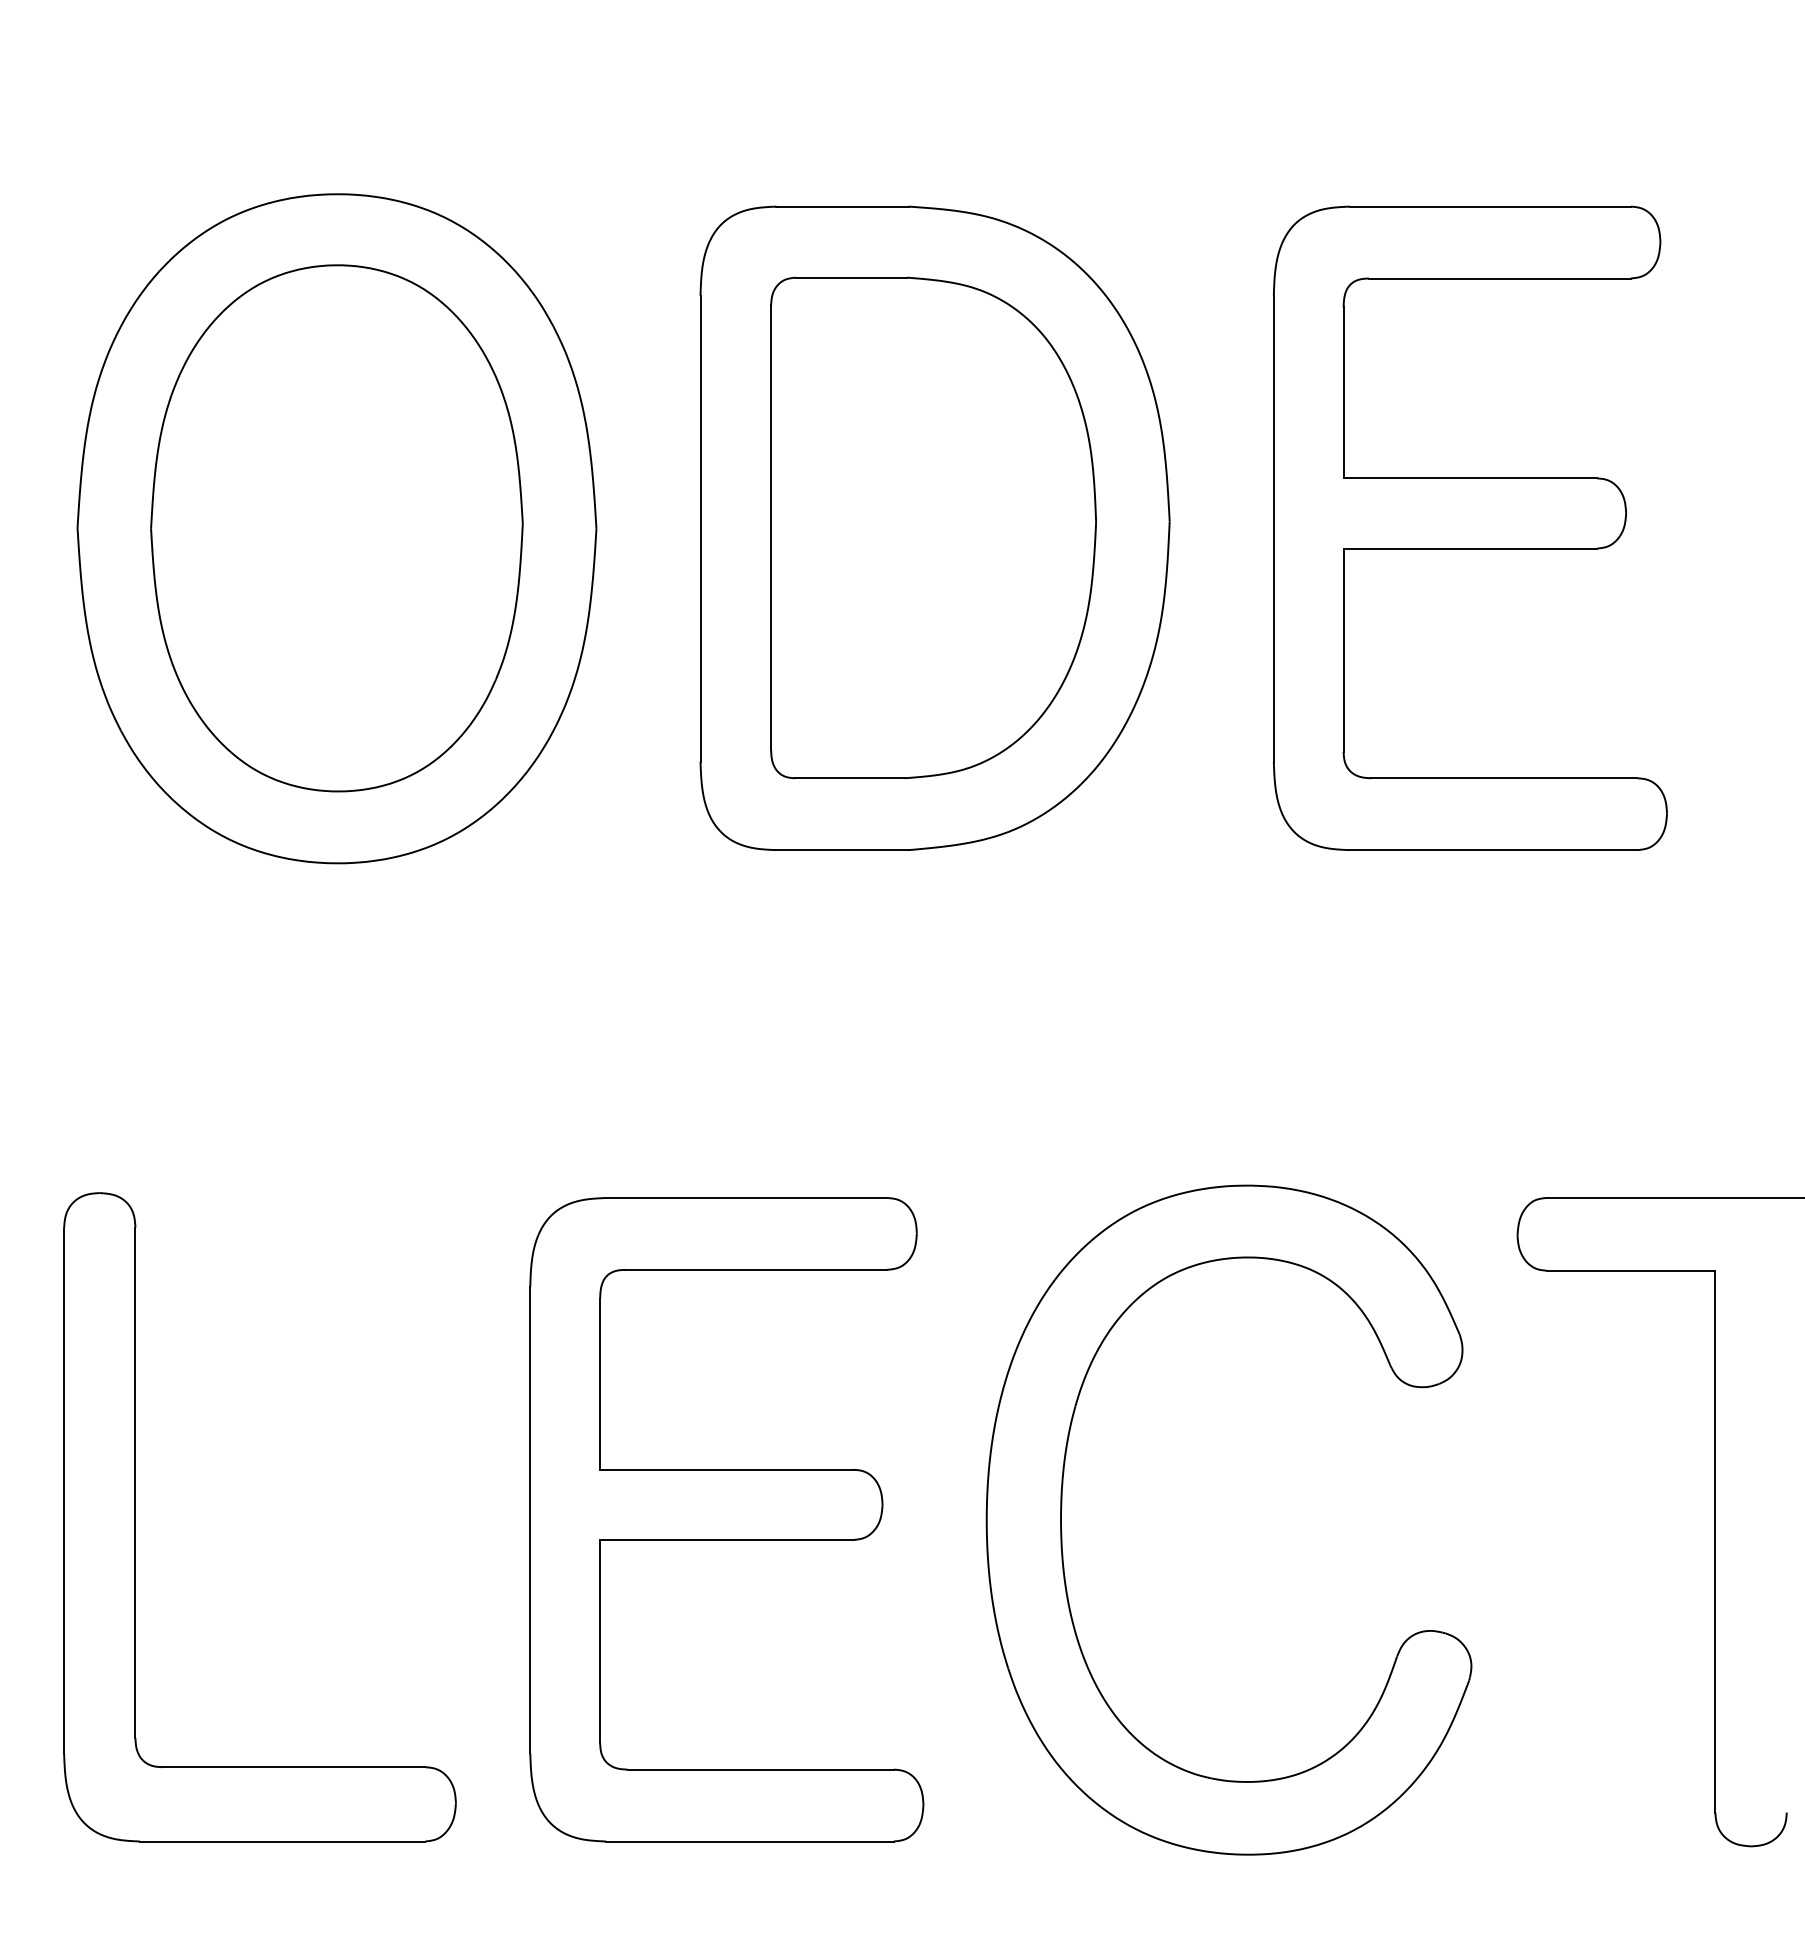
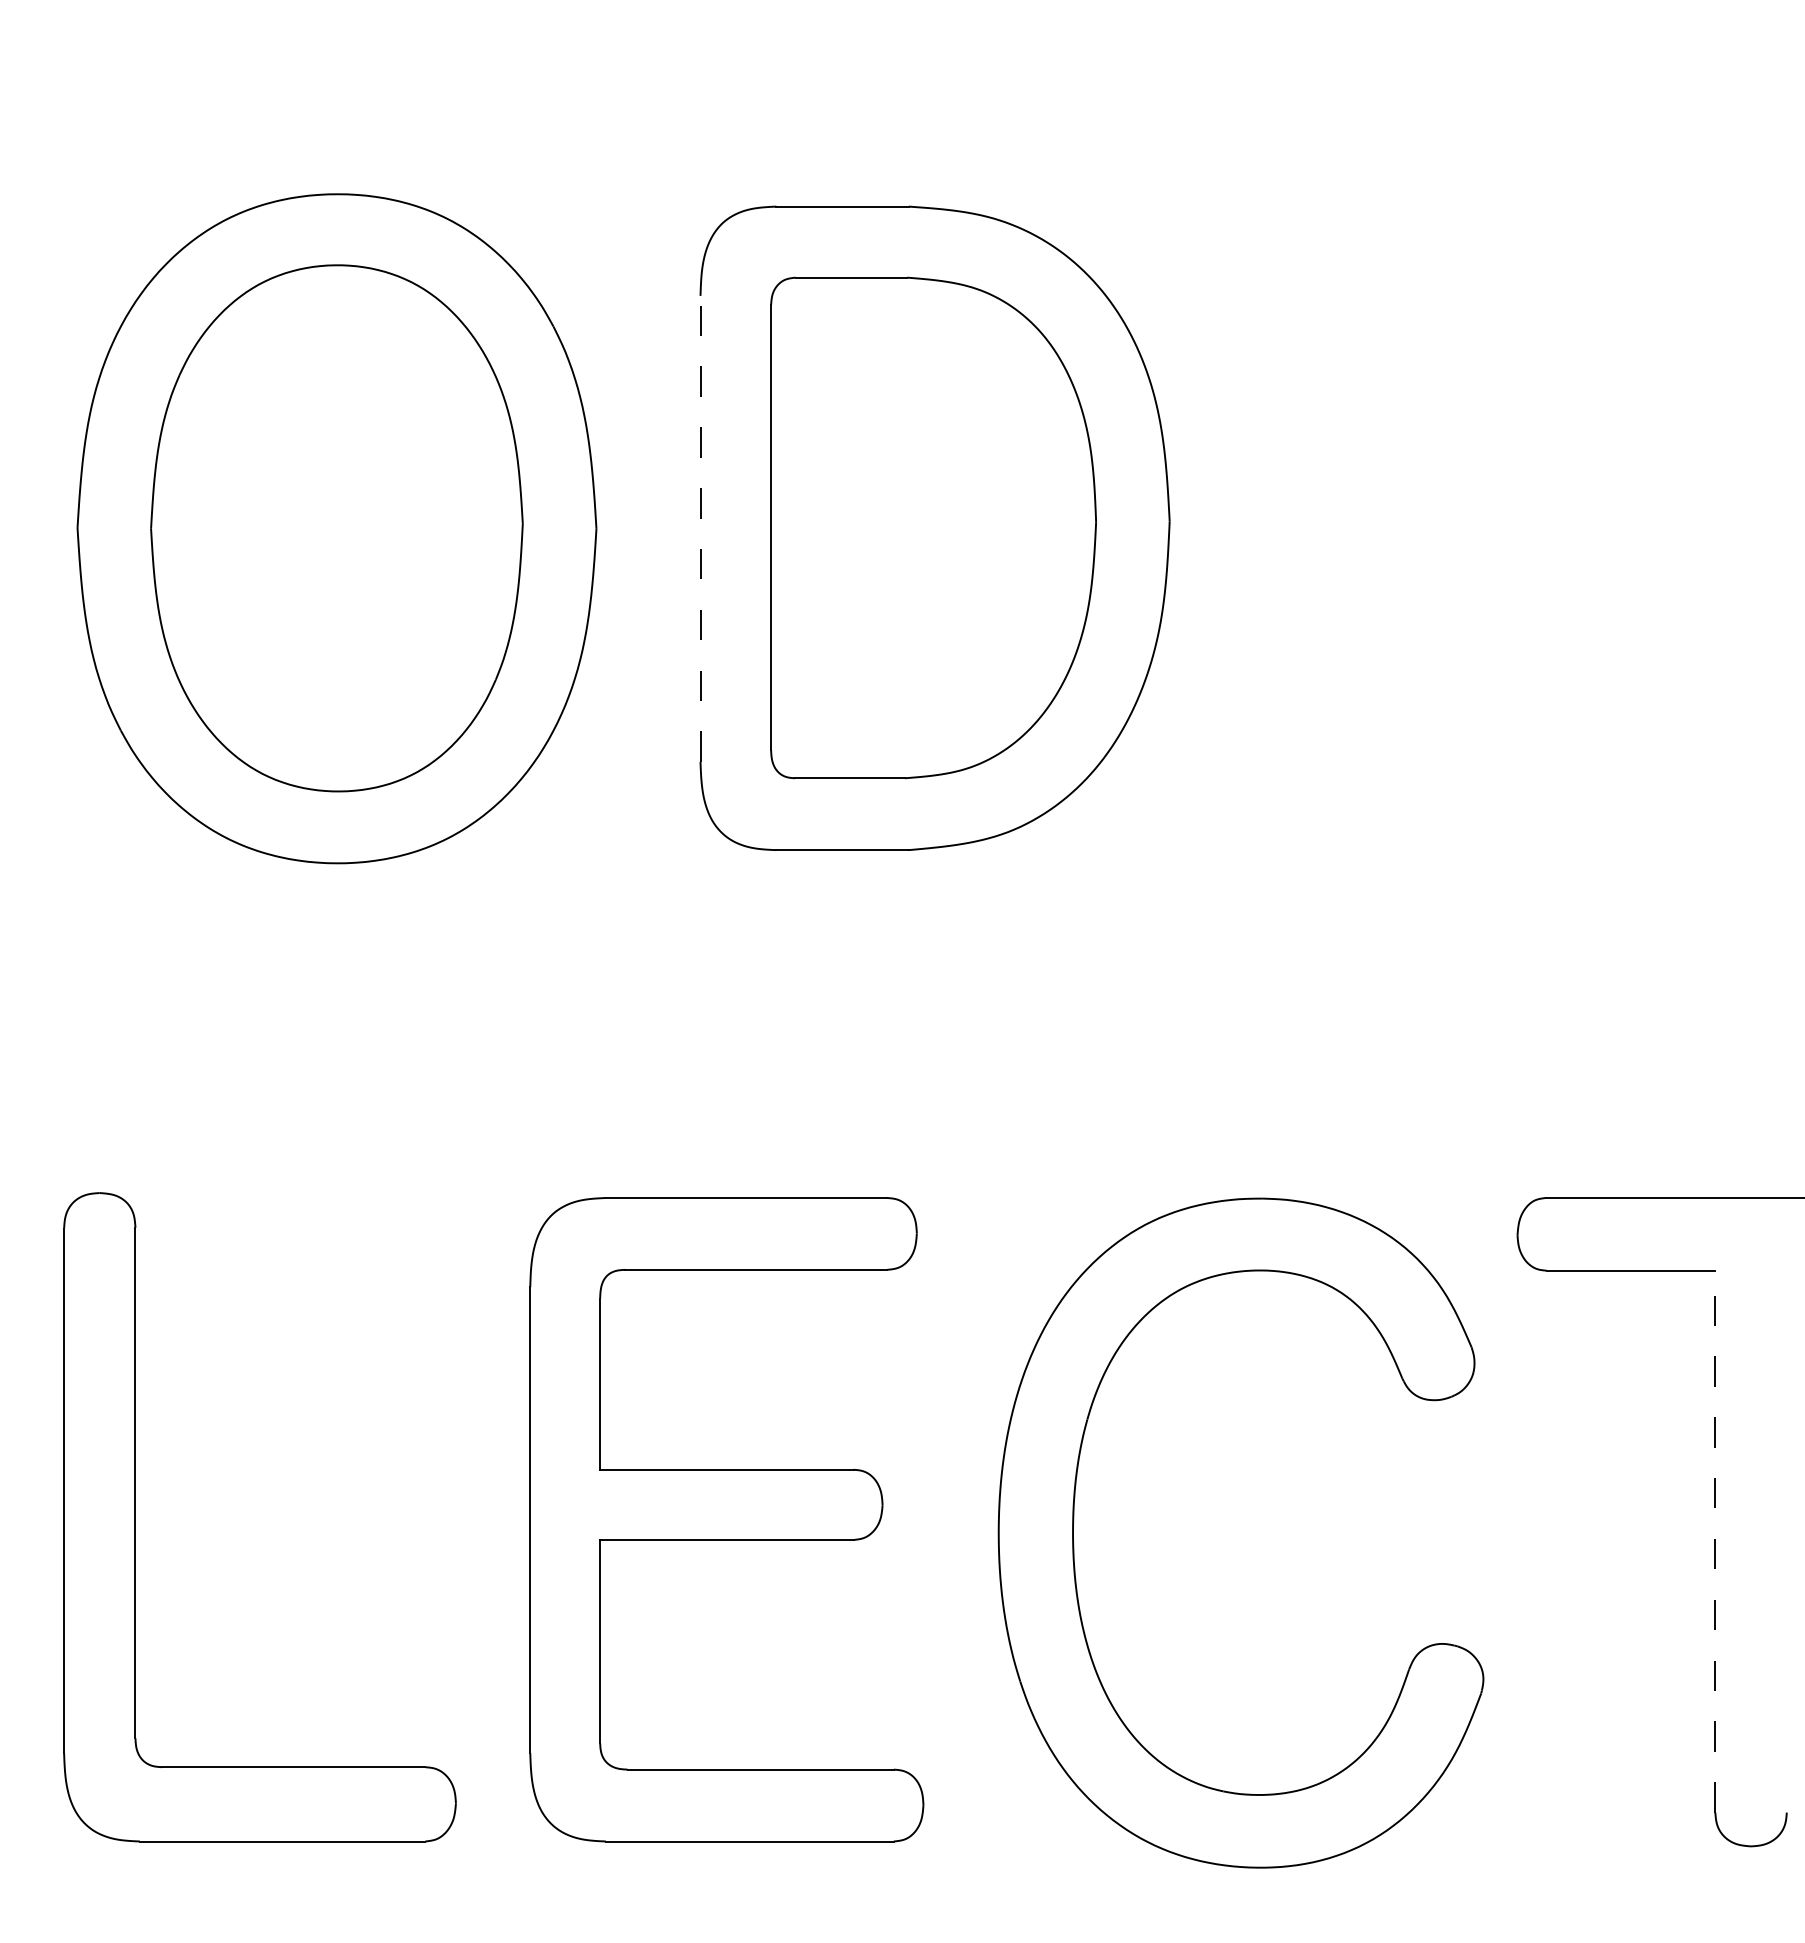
part: present -> none (1470, 527)
line: solid -> dashed (700, 528)
part position: (1062, 1508) -> (1074, 1521) (1074, 1521)
line: solid -> dashed (1715, 1541)
